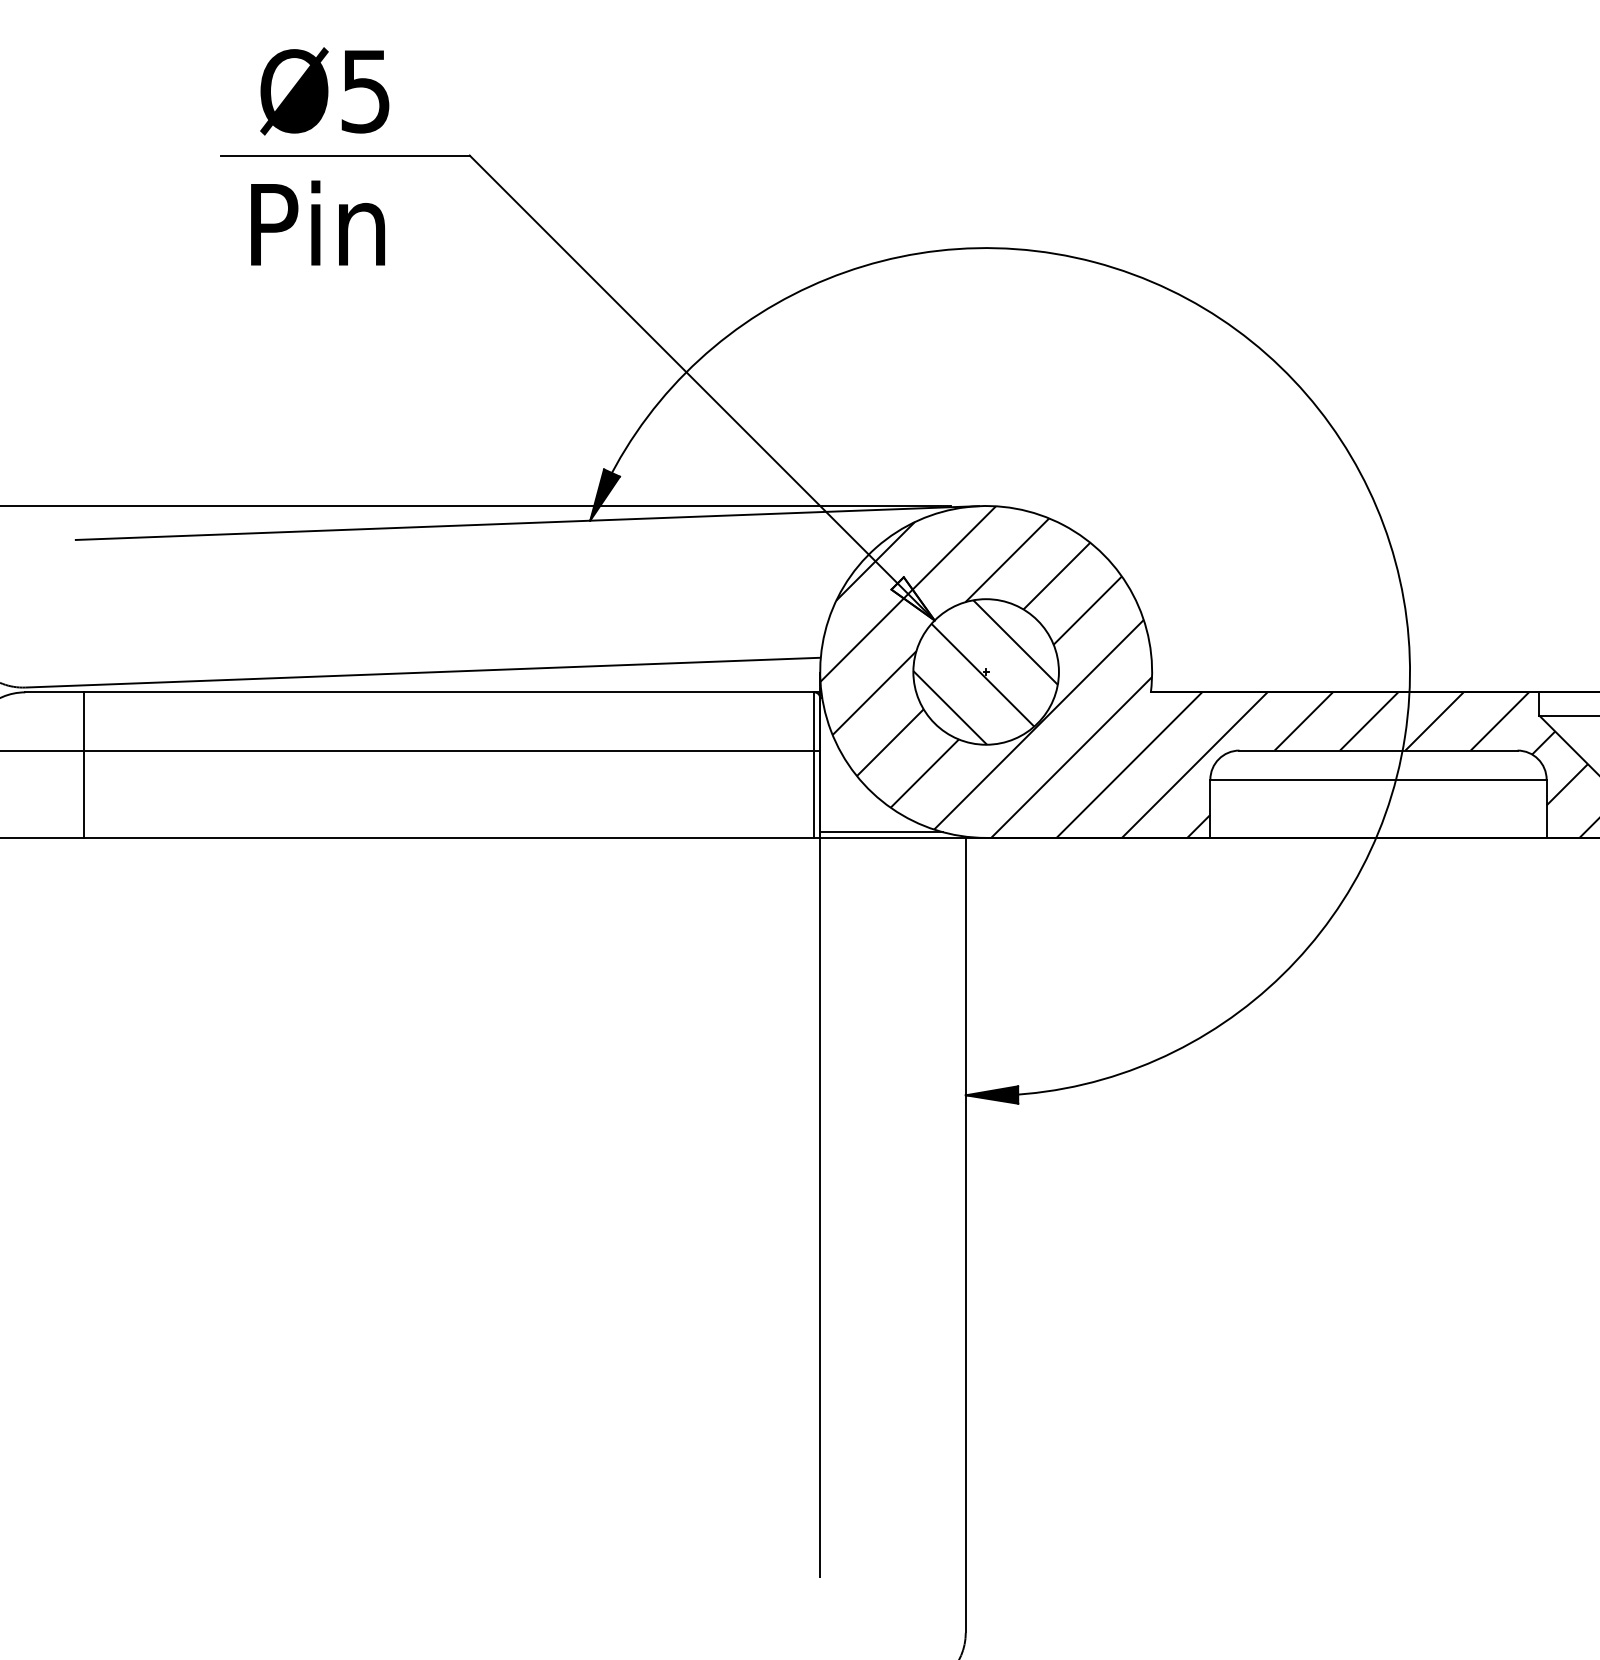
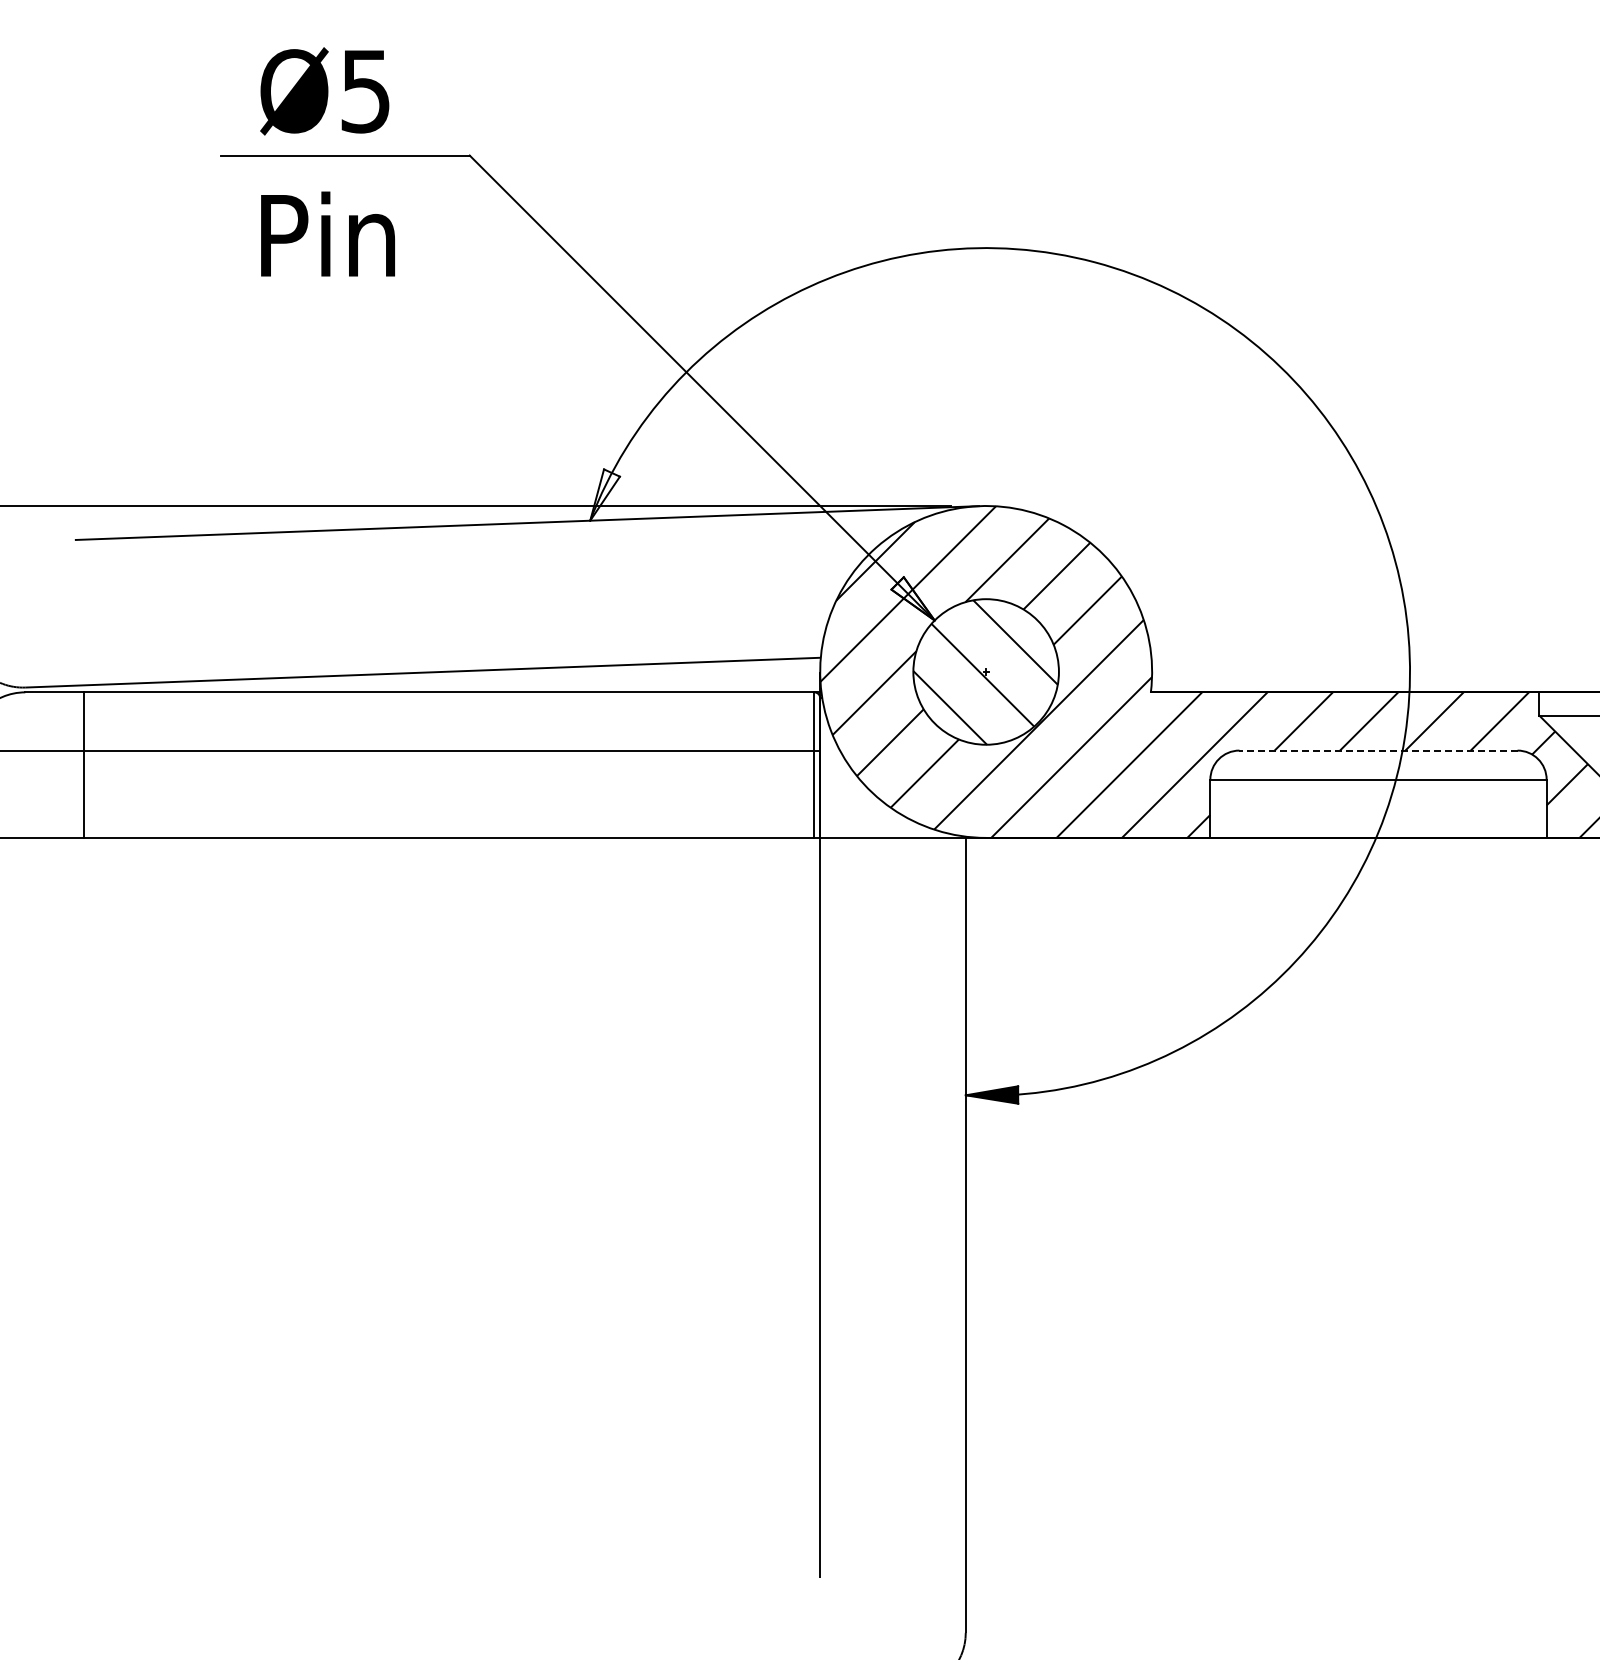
text position: (317, 222) -> (327, 233) (327, 233)
fill: present -> none (604, 494)
line: solid -> dashed (1378, 750)
line: present -> none (881, 832)
